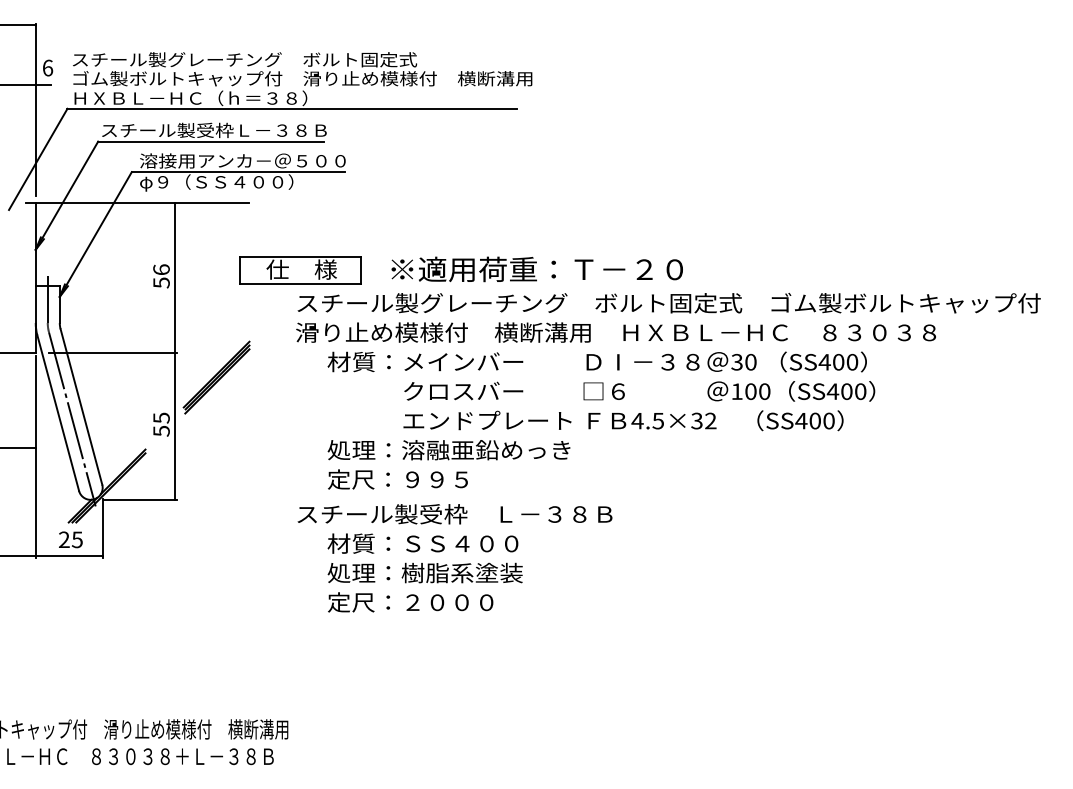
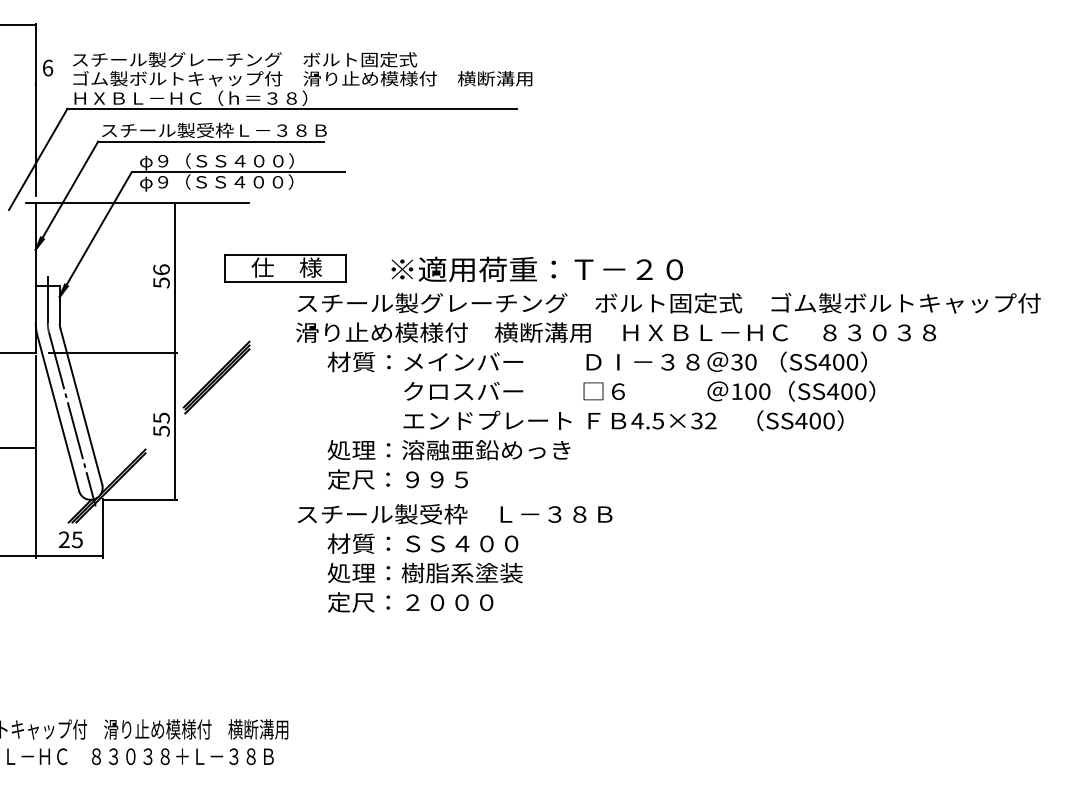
line: present -> none (26, 84)
text: 溶接用アンカ－＠５００ -> φ９（ＳＳ４００） (242, 161)
part position: (300, 270) -> (285, 268) (285, 268)
